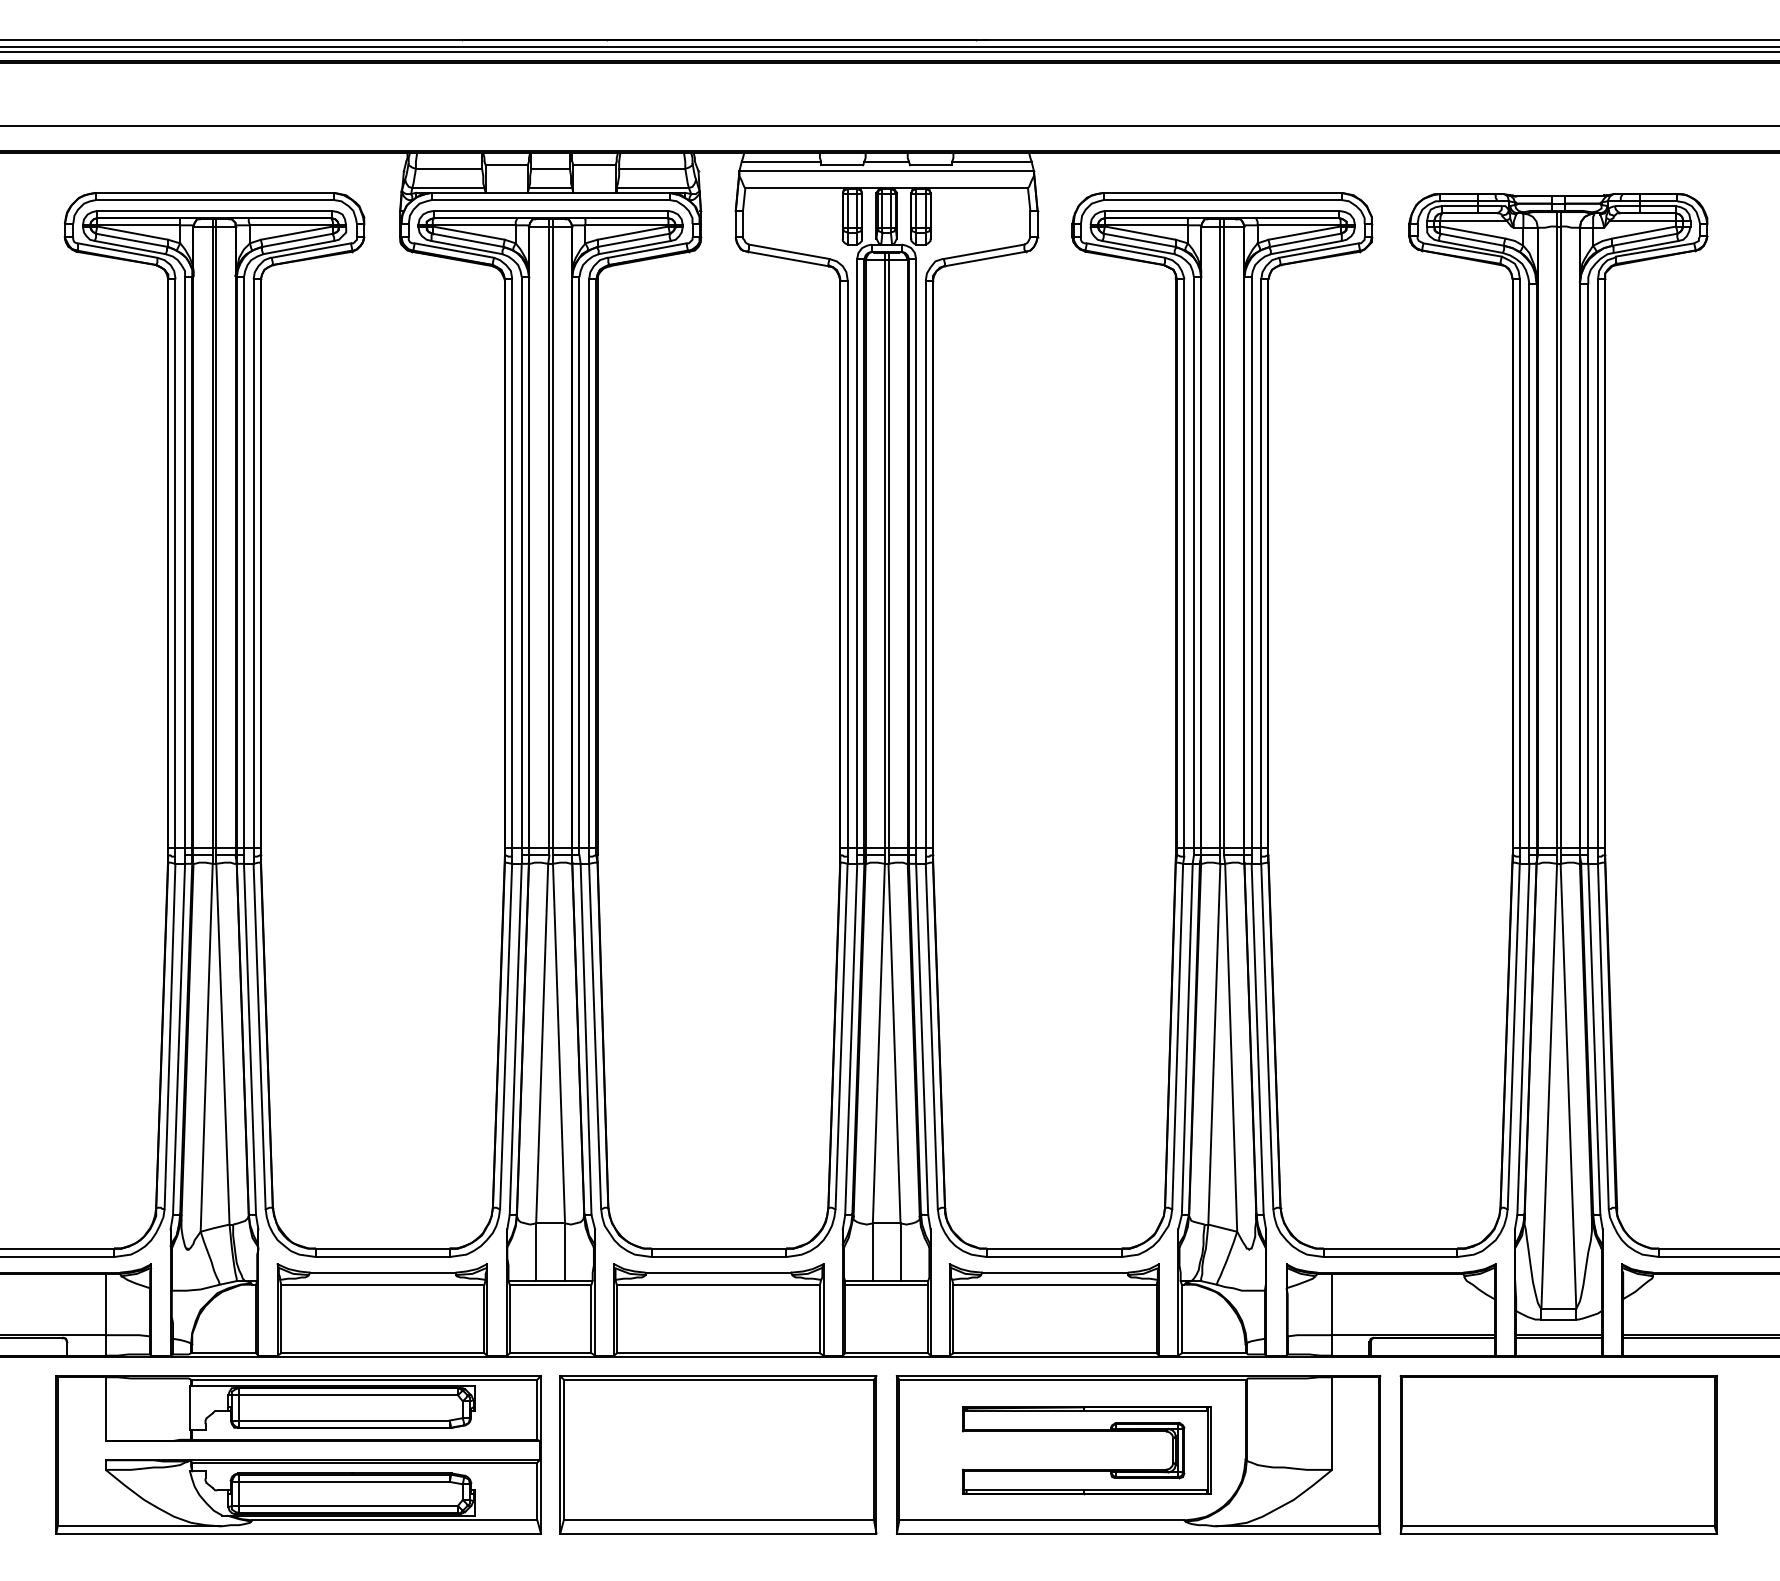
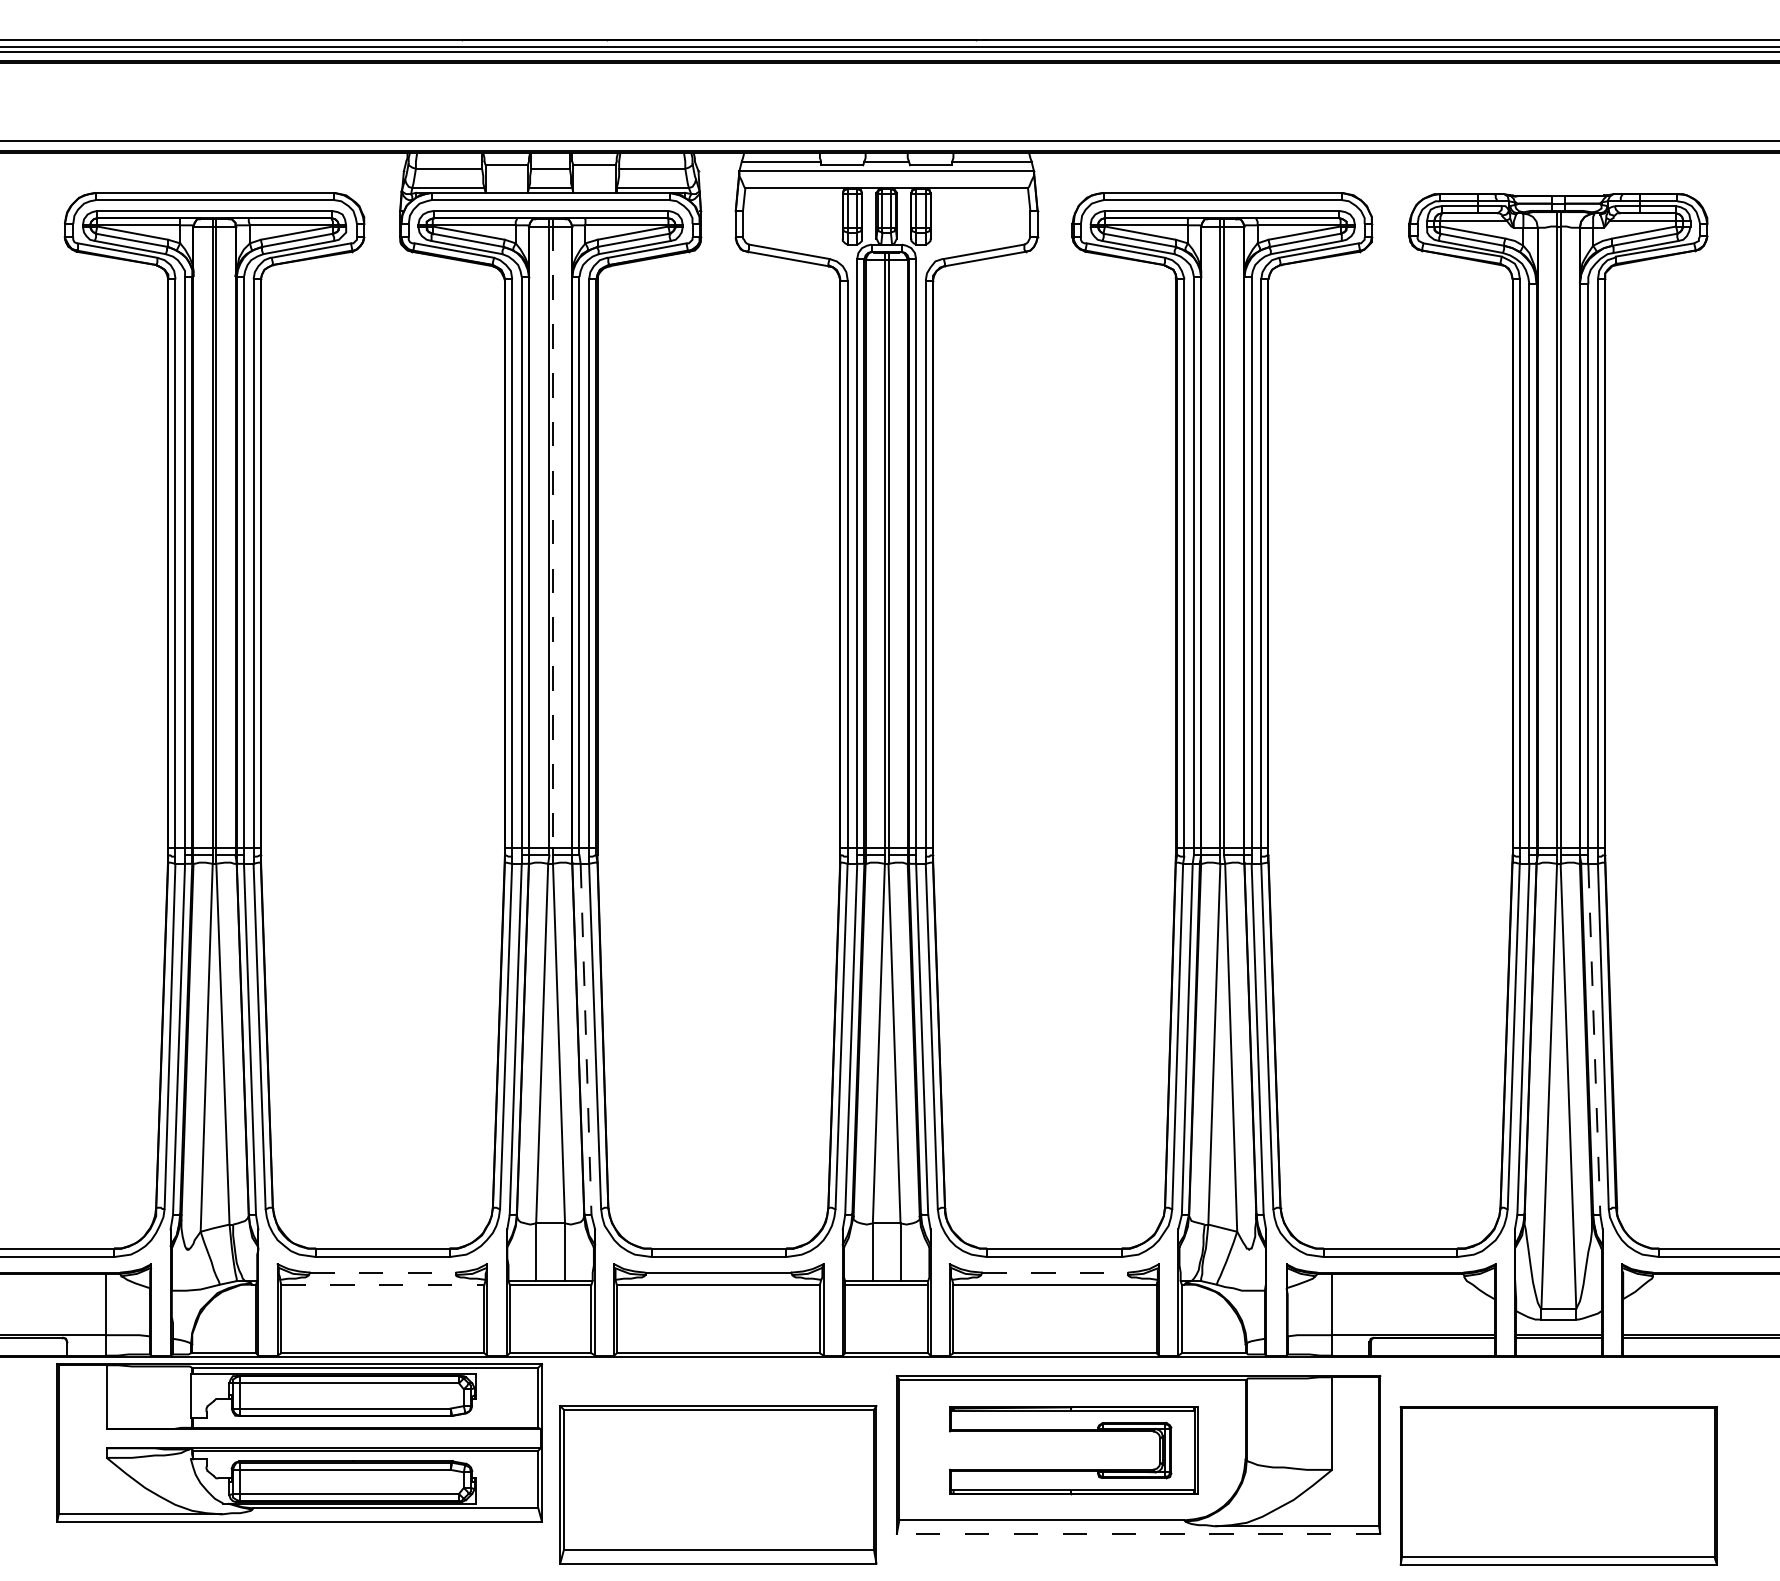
line position: (889, 125) -> (889, 140) (889, 140)
line: solid -> dashed (553, 537)
line: solid -> dashed (586, 1039)
line: solid -> dashed (1594, 1039)
line: solid -> dashed (382, 1272)
line: solid -> dashed (1055, 1272)
line: solid -> dashed (382, 1284)
part position: (1086, 1431) -> (1073, 1431) (1073, 1431)
part position: (298, 1454) -> (299, 1442) (299, 1442)
part position: (718, 1454) -> (718, 1484) (718, 1484)
part position: (1558, 1454) -> (1558, 1485) (1558, 1485)
line: solid -> dashed (1138, 1533)
